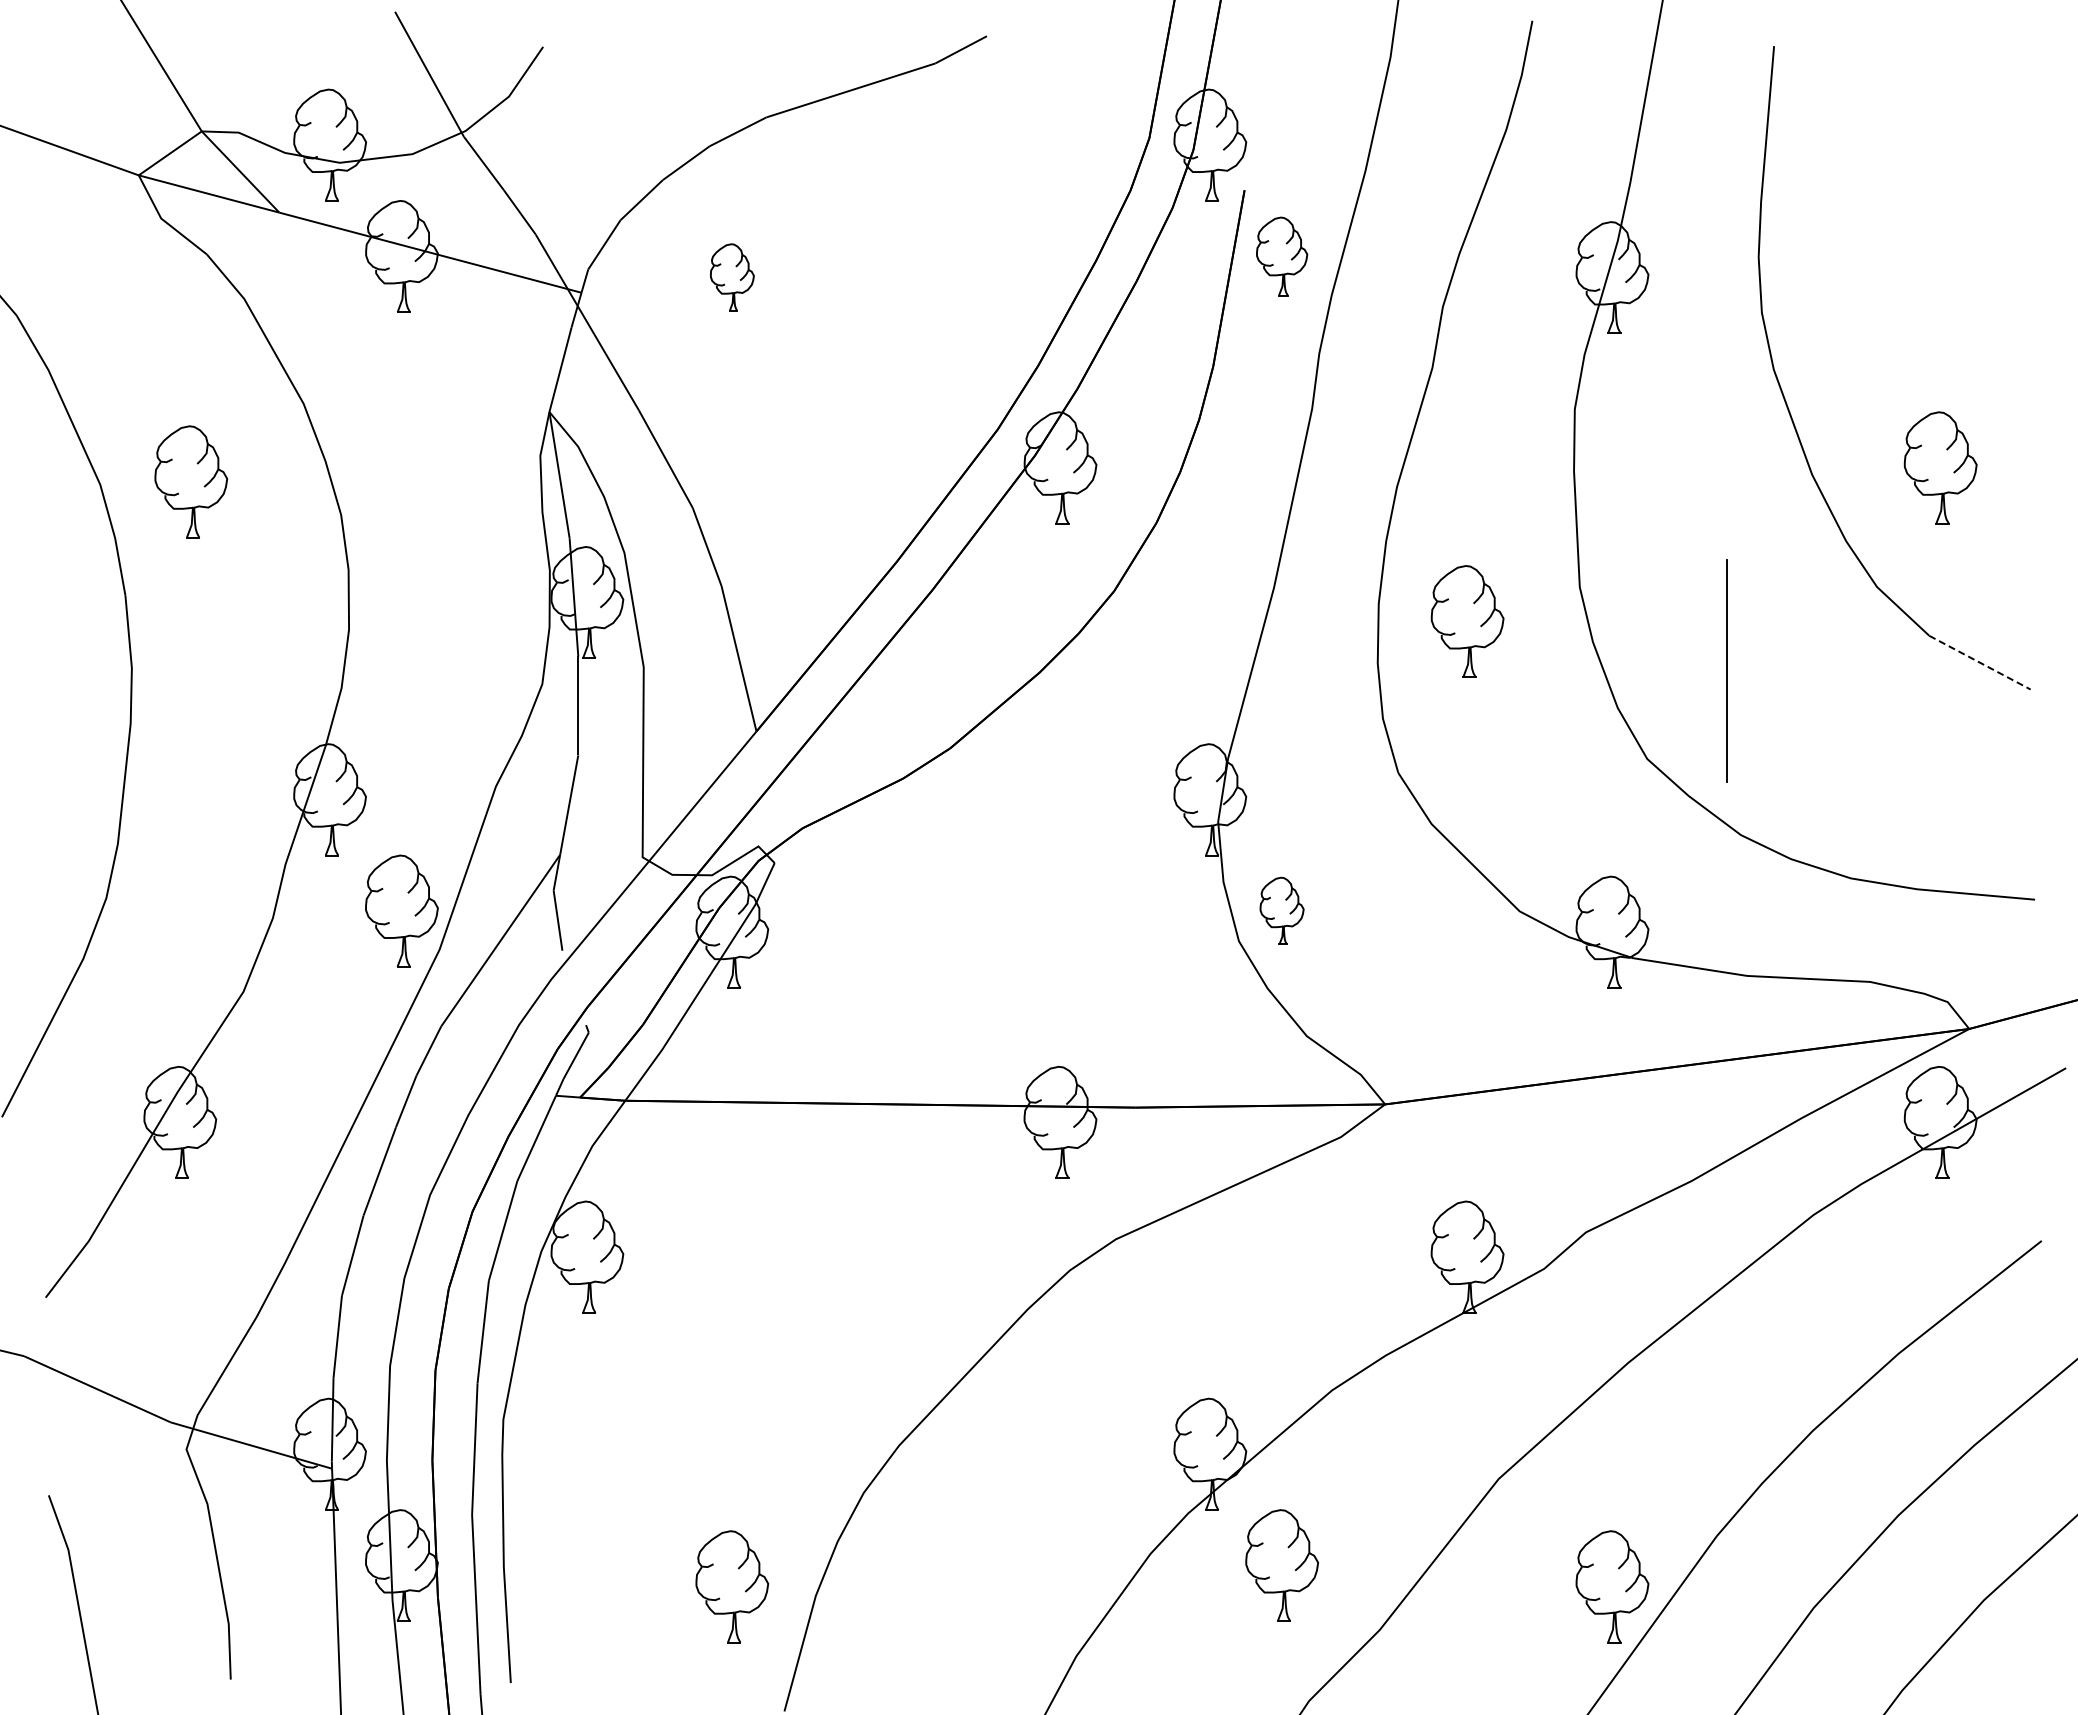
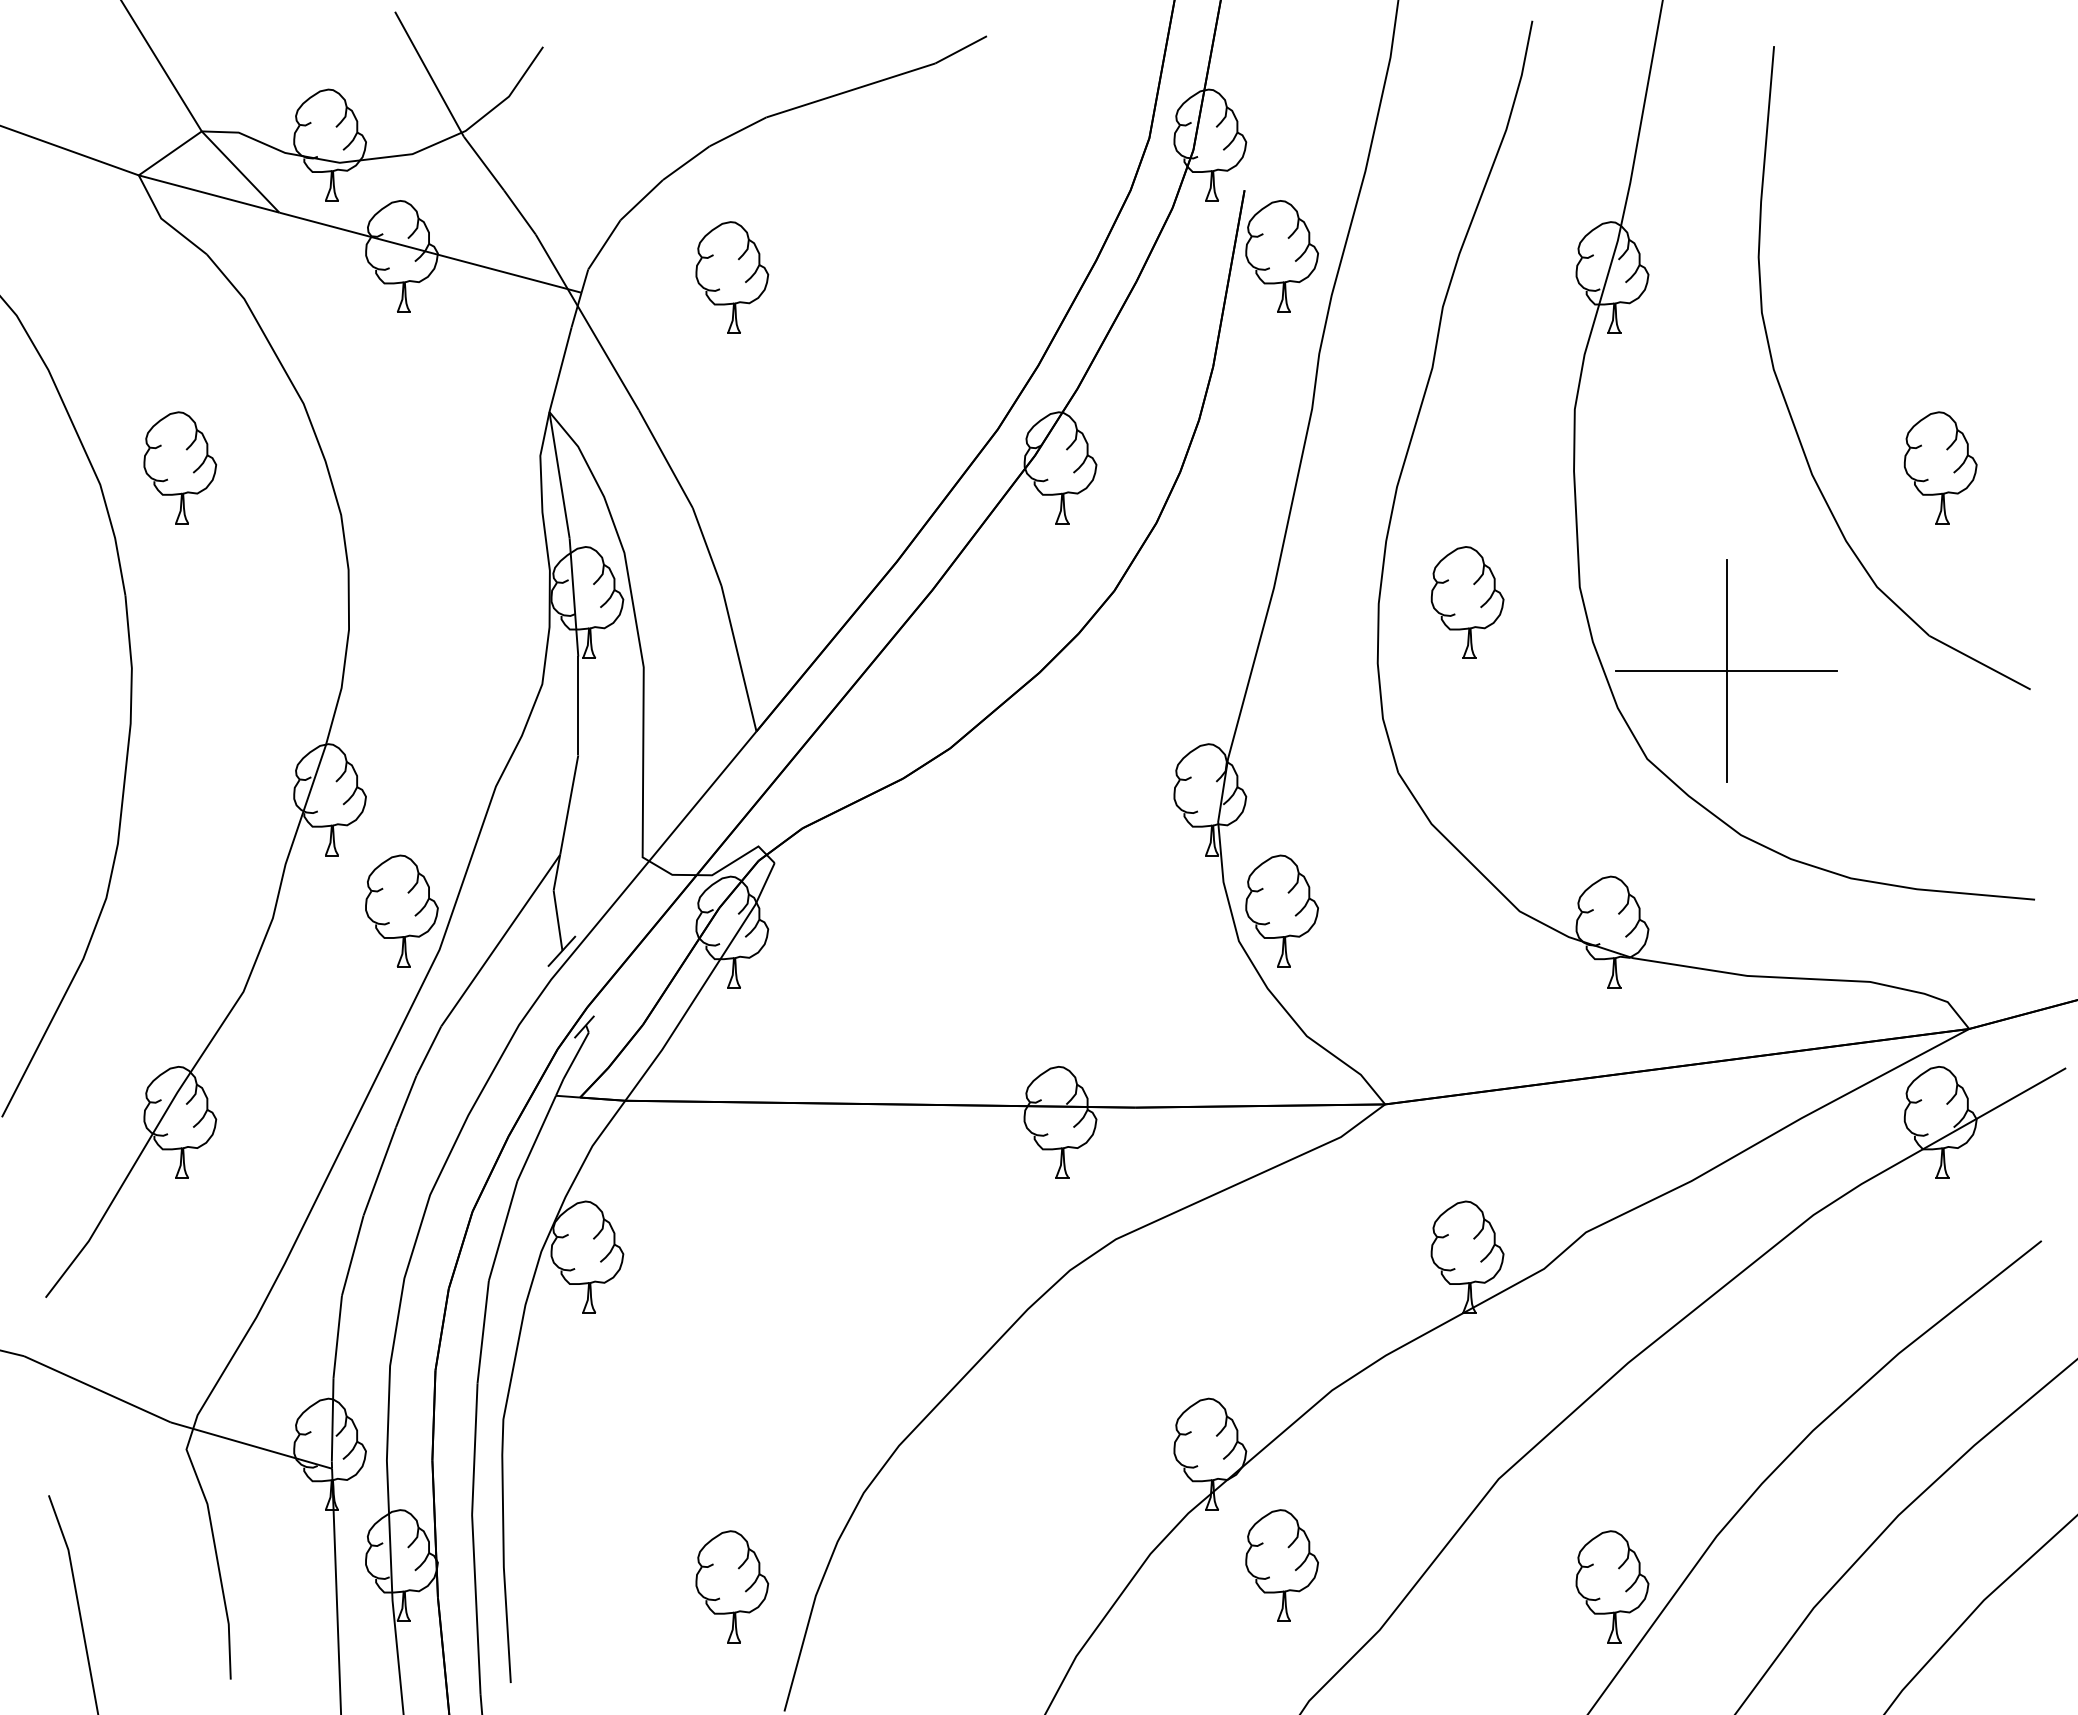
part size: 53x81 px -> 74x113 px (1281, 256)
part size: 45x69 px -> 75x113 px (732, 277)
part position: (191, 481) -> (180, 467) (180, 467)
part position: (1467, 621) -> (1467, 602) (1467, 602)
line: dashed -> solid (1980, 662)
line: none -> present (1726, 671)
part size: 46x69 px -> 74x114 px (1281, 910)
line: none -> present (561, 951)
line: none -> present (584, 1026)
